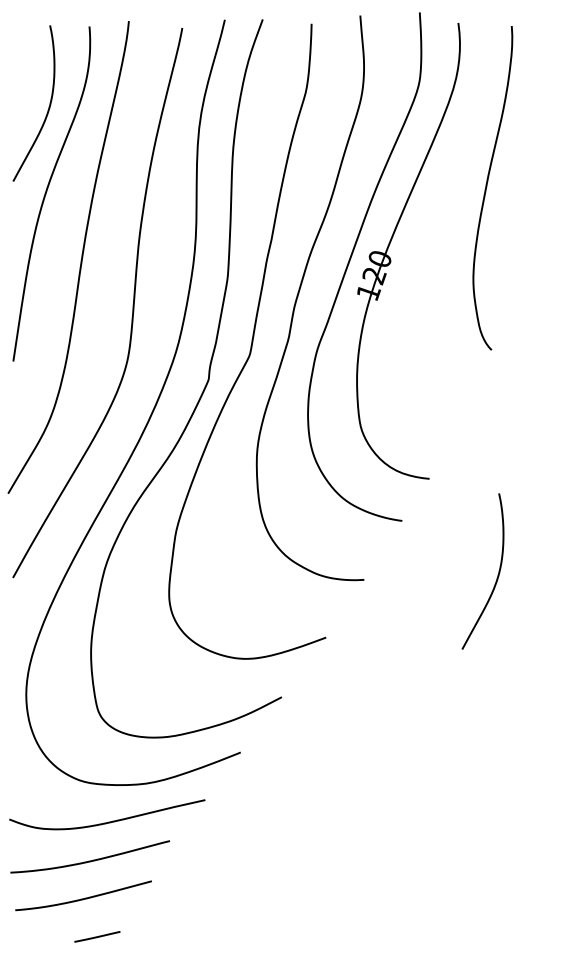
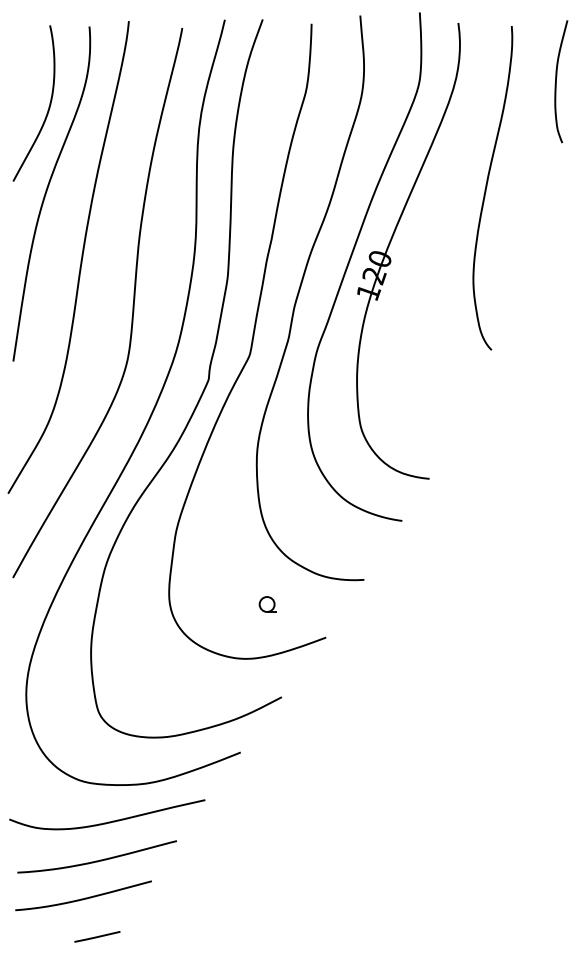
curve: none -> present (556, 81)
curve: present -> none (497, 574)
part: none -> present (267, 604)
curve position: (89, 860) -> (96, 860) (96, 860)
